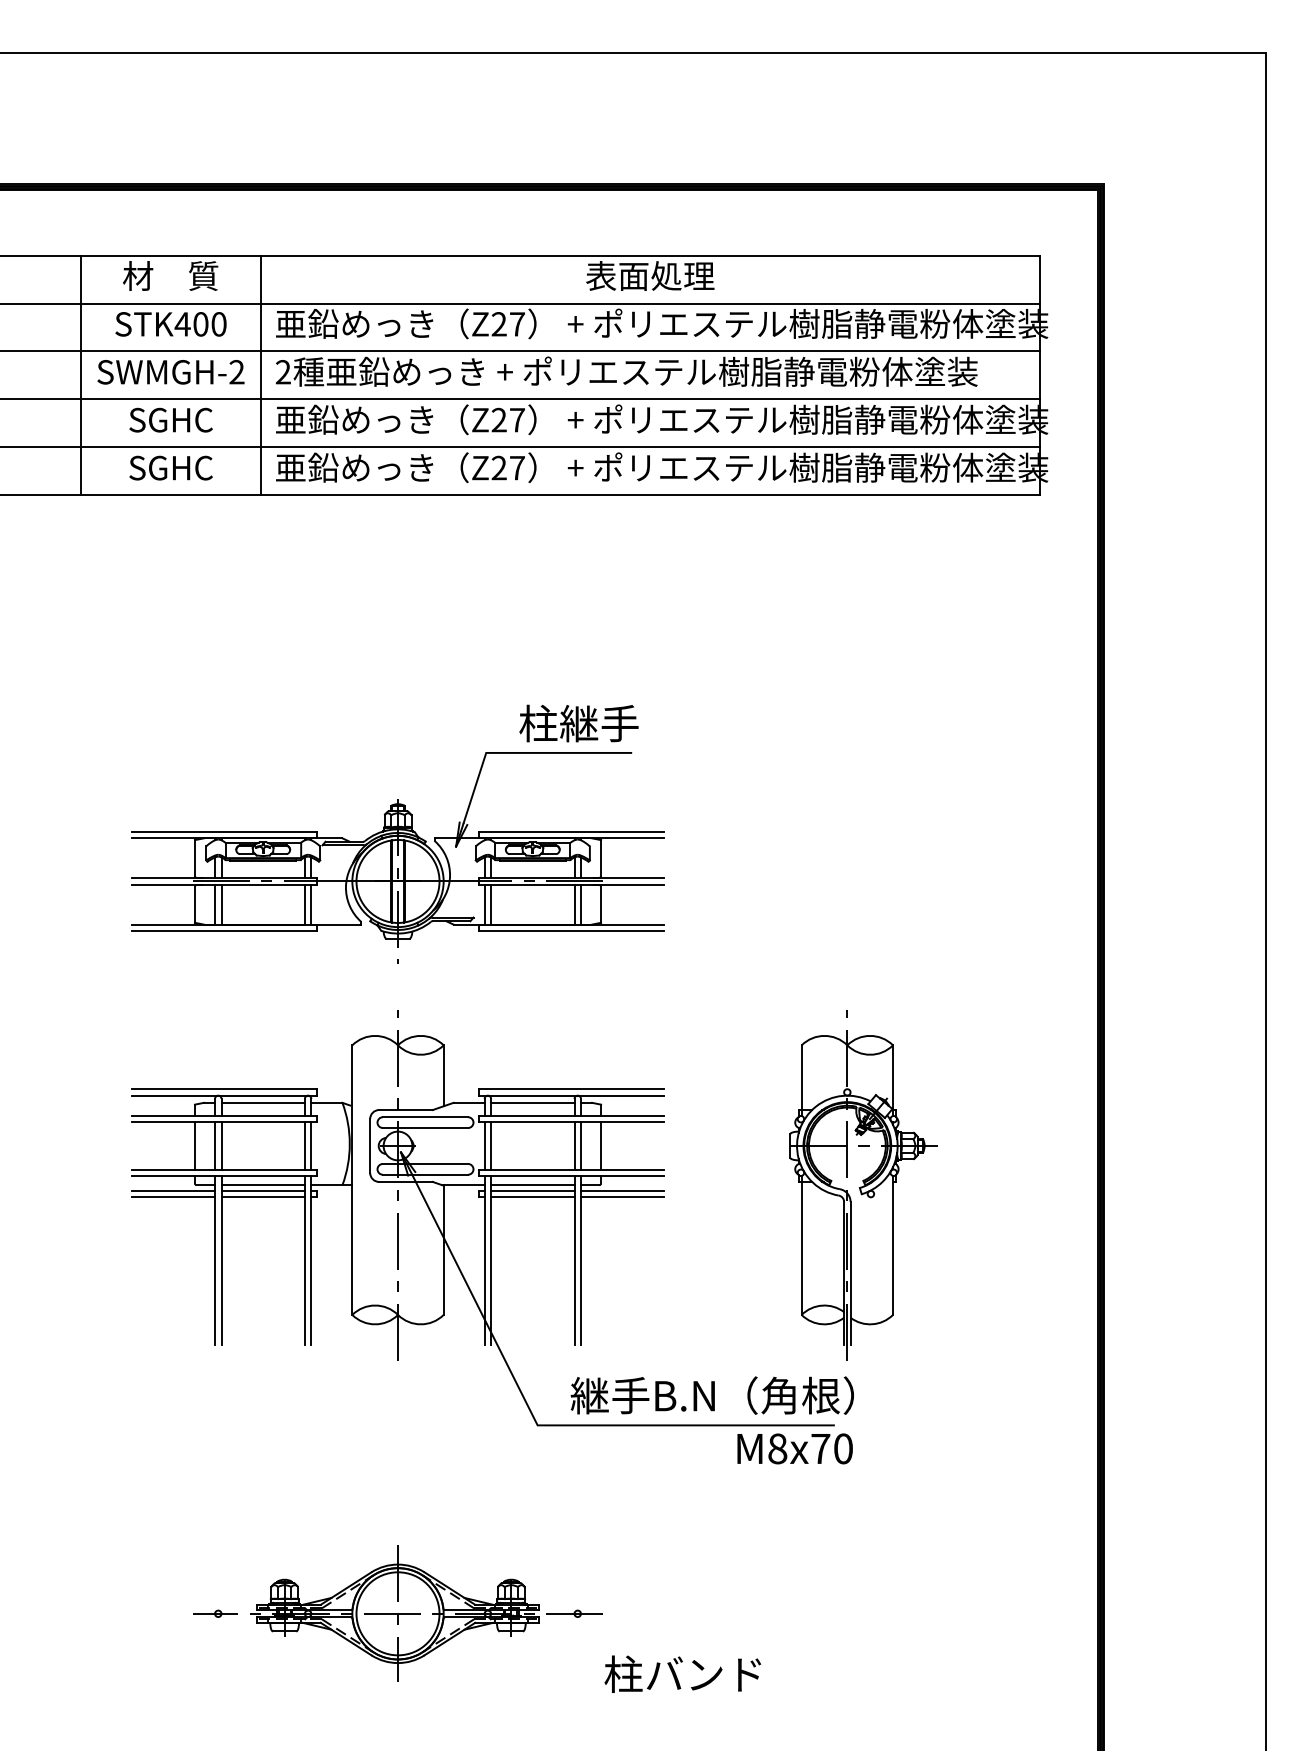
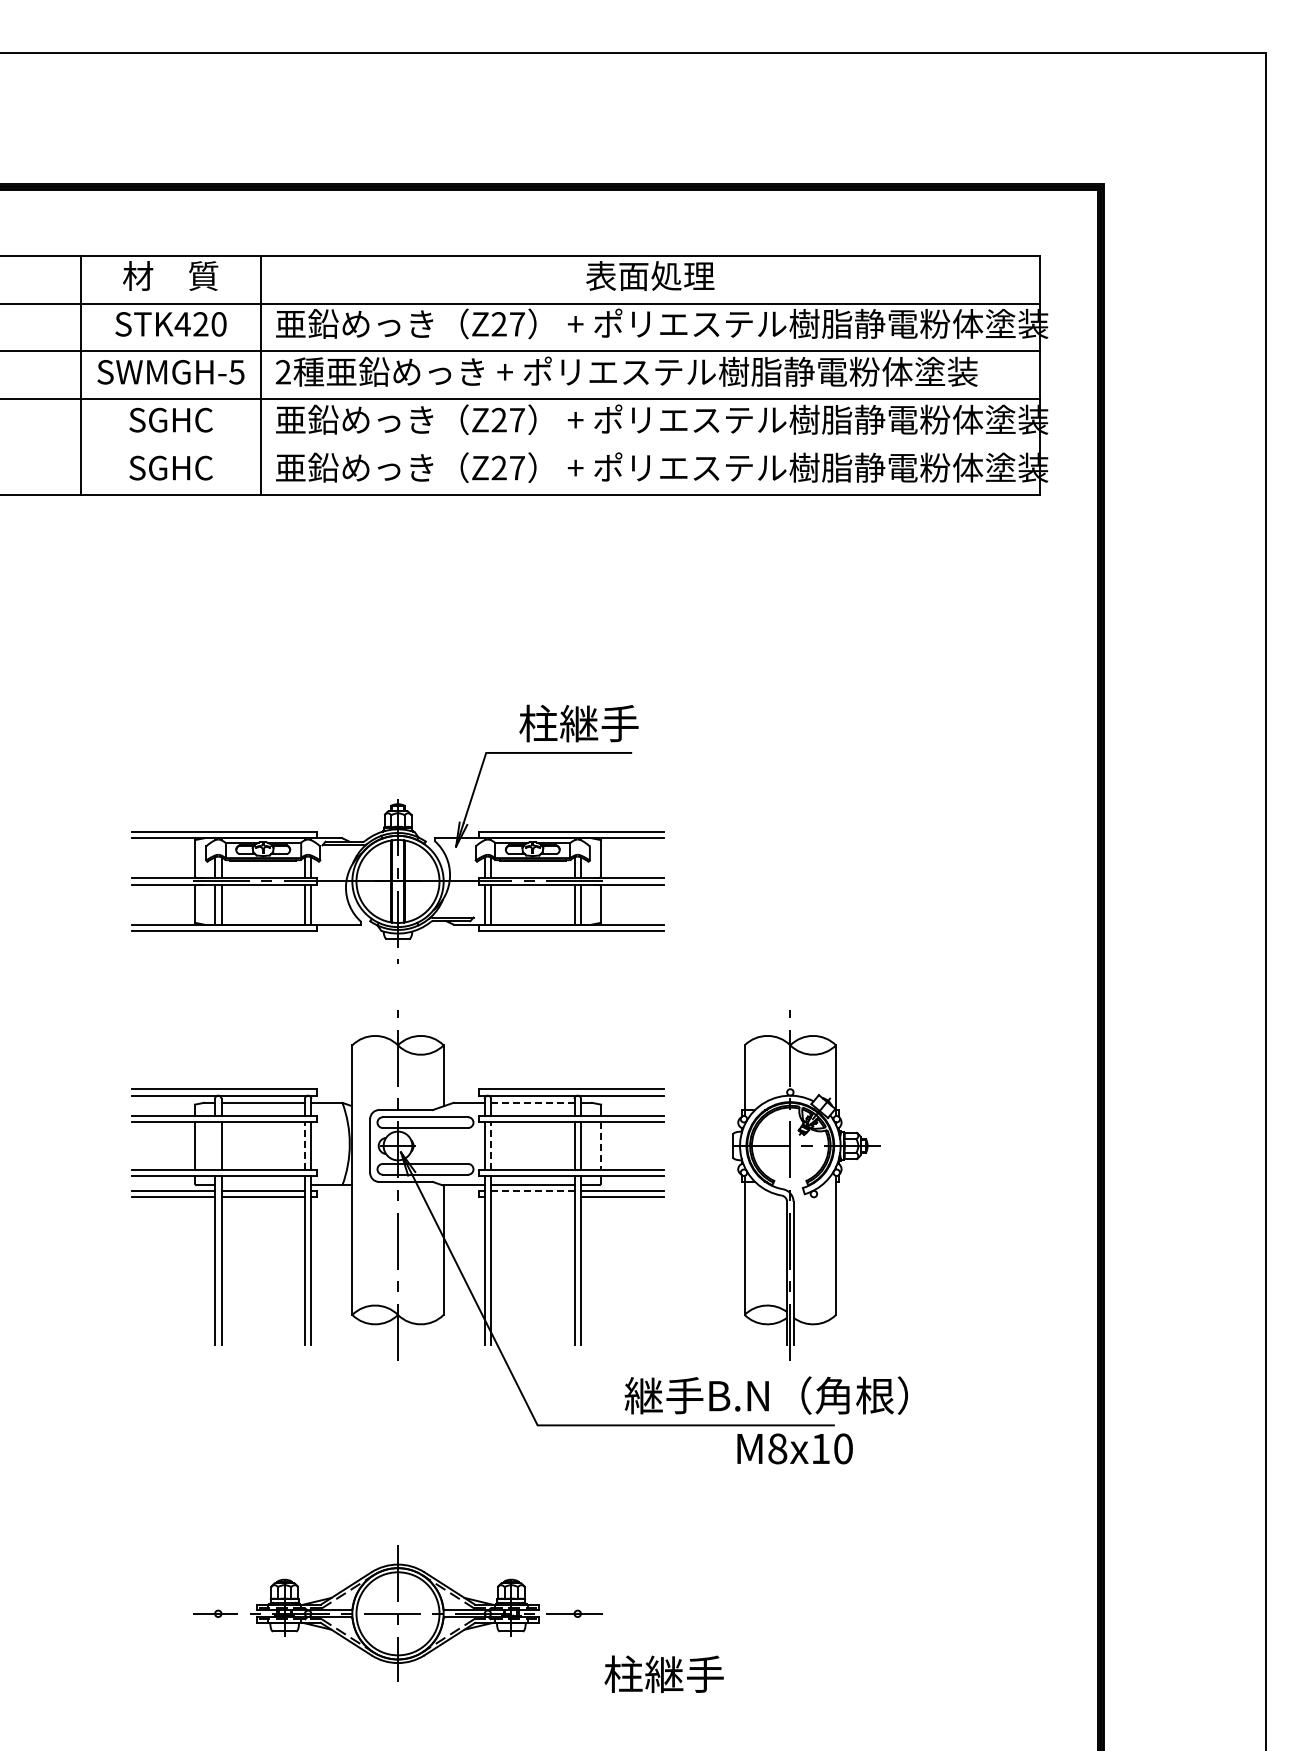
text: STK400 -> STK420 (200, 324)
text: SWMGH-2 -> SWMGH-5 (236, 372)
line: present -> none (520, 447)
line: solid -> dashed (532, 1102)
line: present -> none (215, 1145)
line: solid -> dashed (304, 1145)
line: solid -> dashed (491, 1145)
line: solid -> dashed (601, 1145)
line: present -> none (262, 1185)
part position: (863, 1185) -> (806, 1185) (806, 1185)
line: solid -> dashed (532, 1190)
line: present -> none (532, 1197)
text position: (711, 1395) -> (765, 1395) (765, 1395)
text: M8x70 -> M8x10 (820, 1448)
text: 柱バンド -> 柱継手 (703, 1673)
